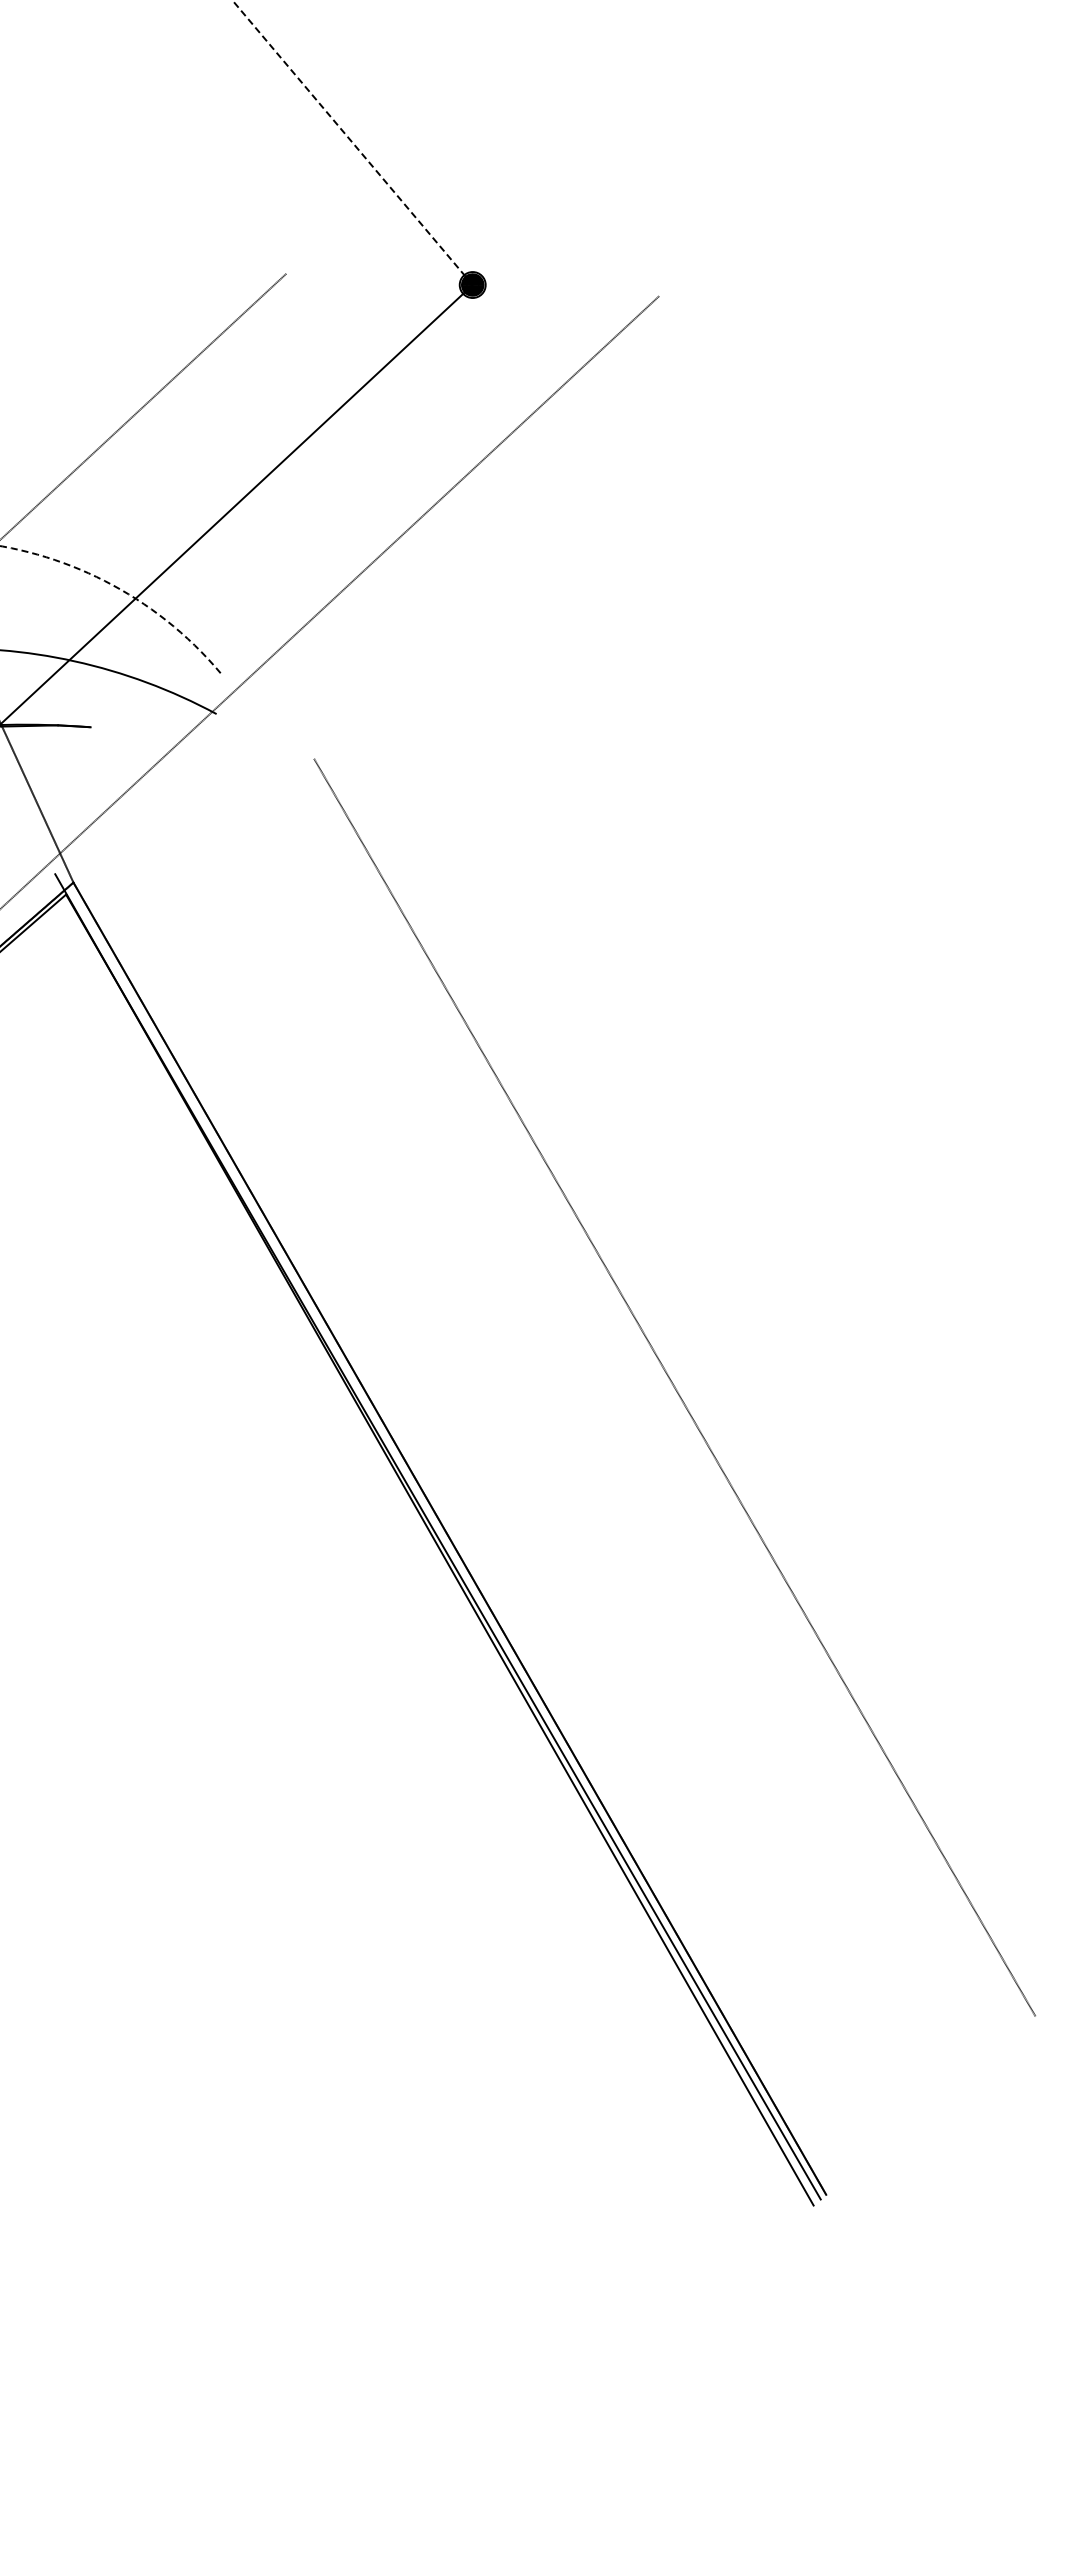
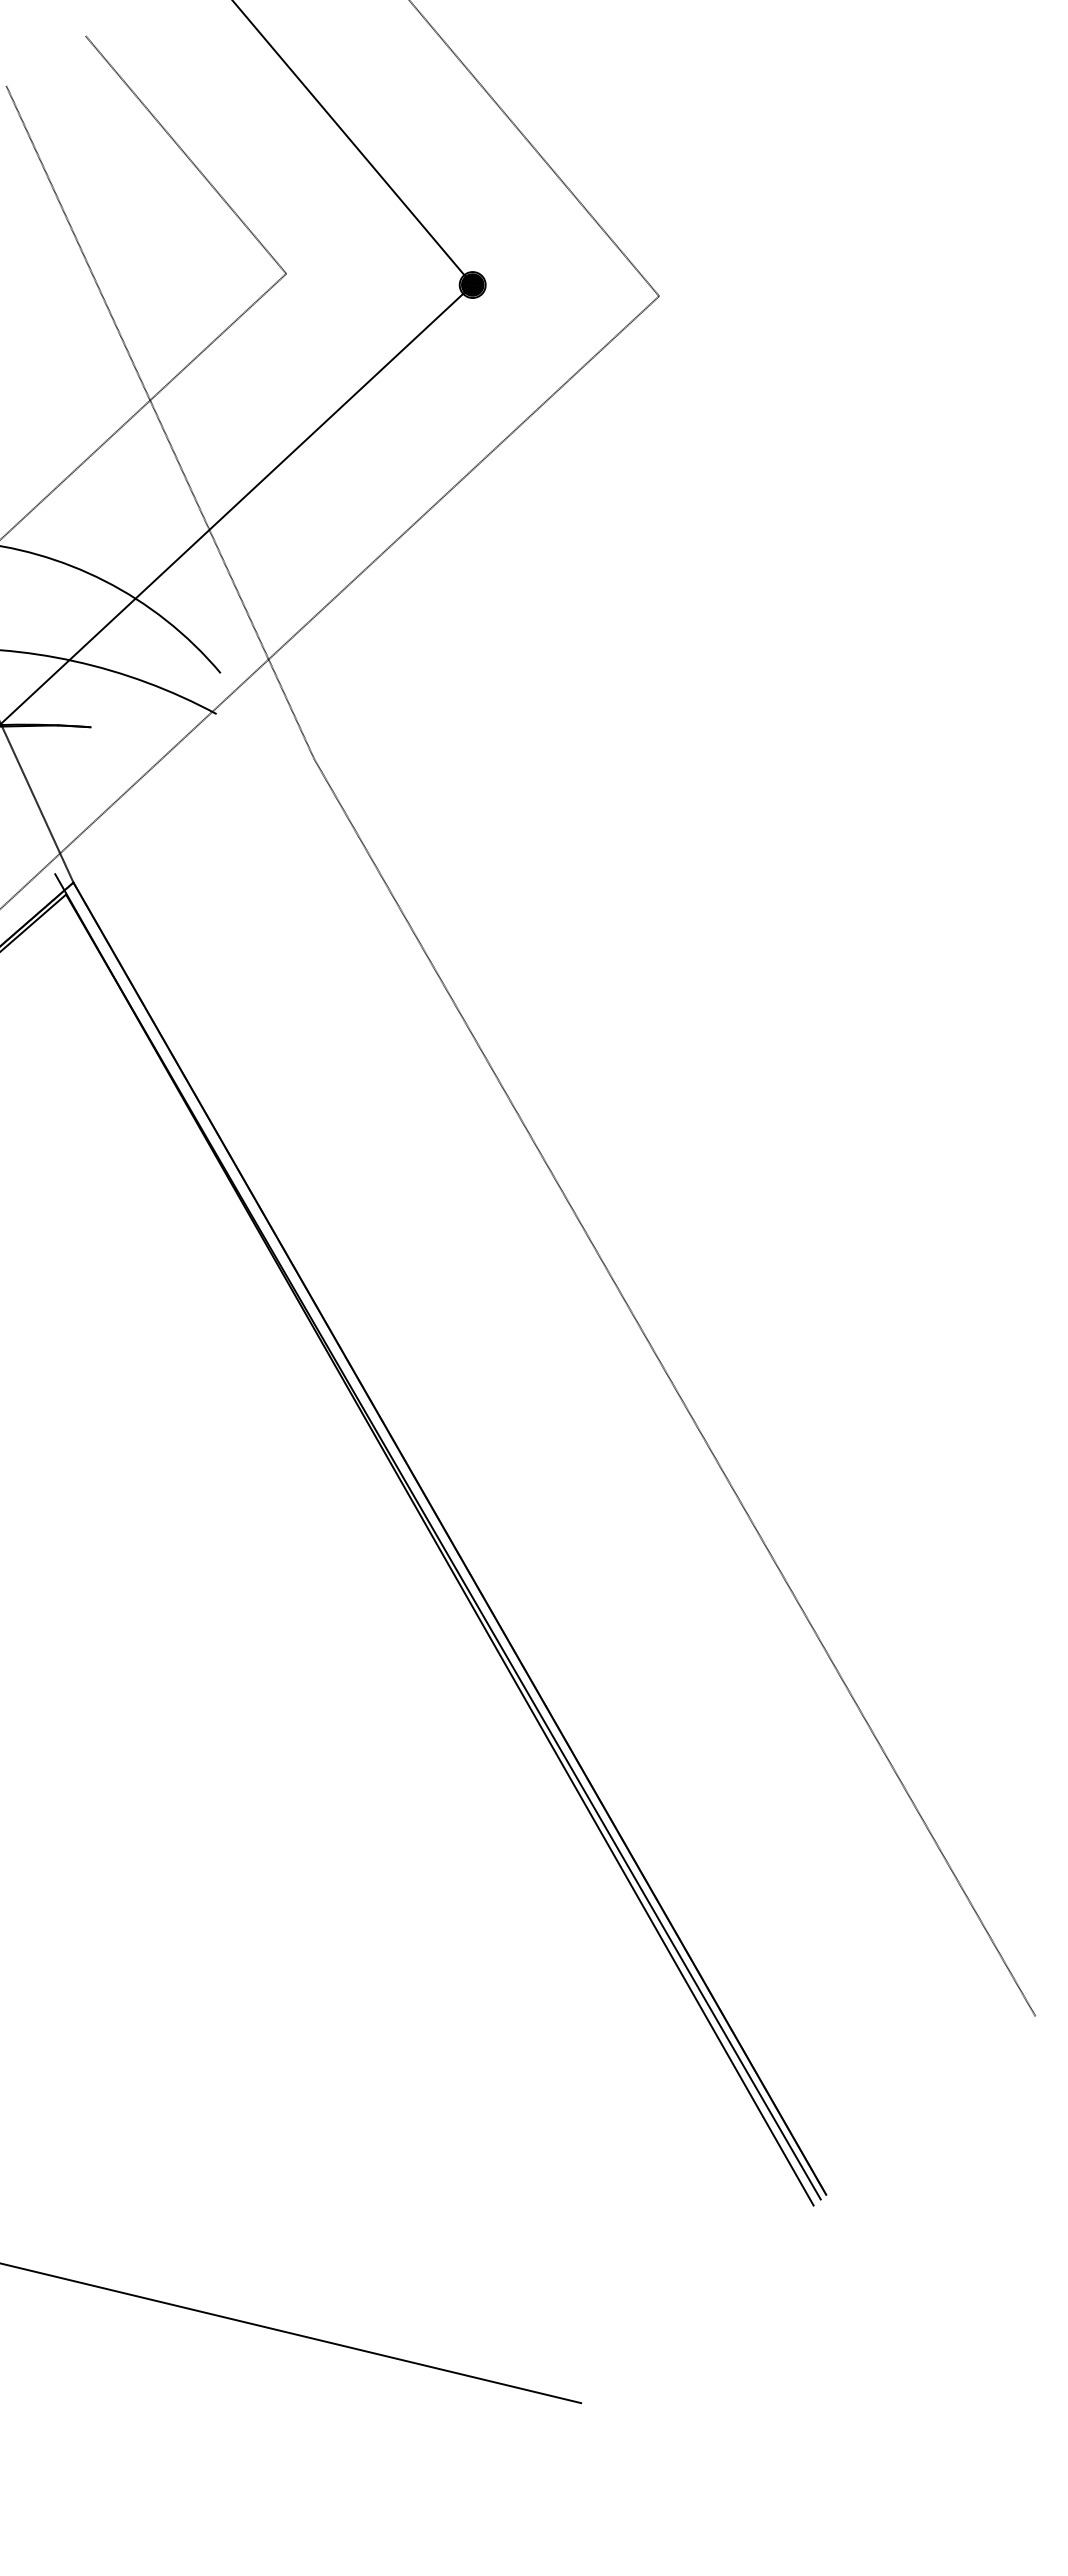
line: dashed -> solid (352, 142)
line: none -> present (535, 149)
line: none -> present (185, 154)
line: none -> present (160, 422)
arc: dashed -> solid (120, 589)
line: none -> present (291, 2333)
